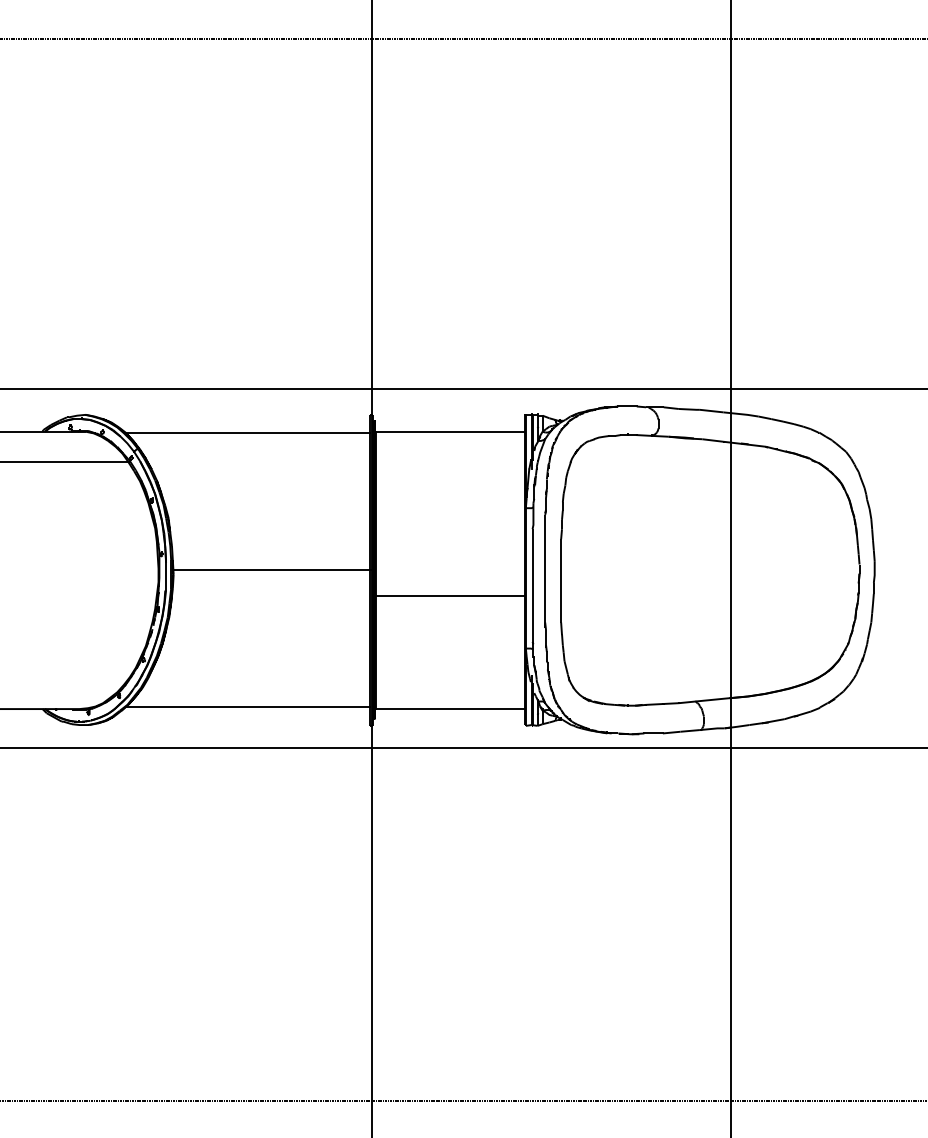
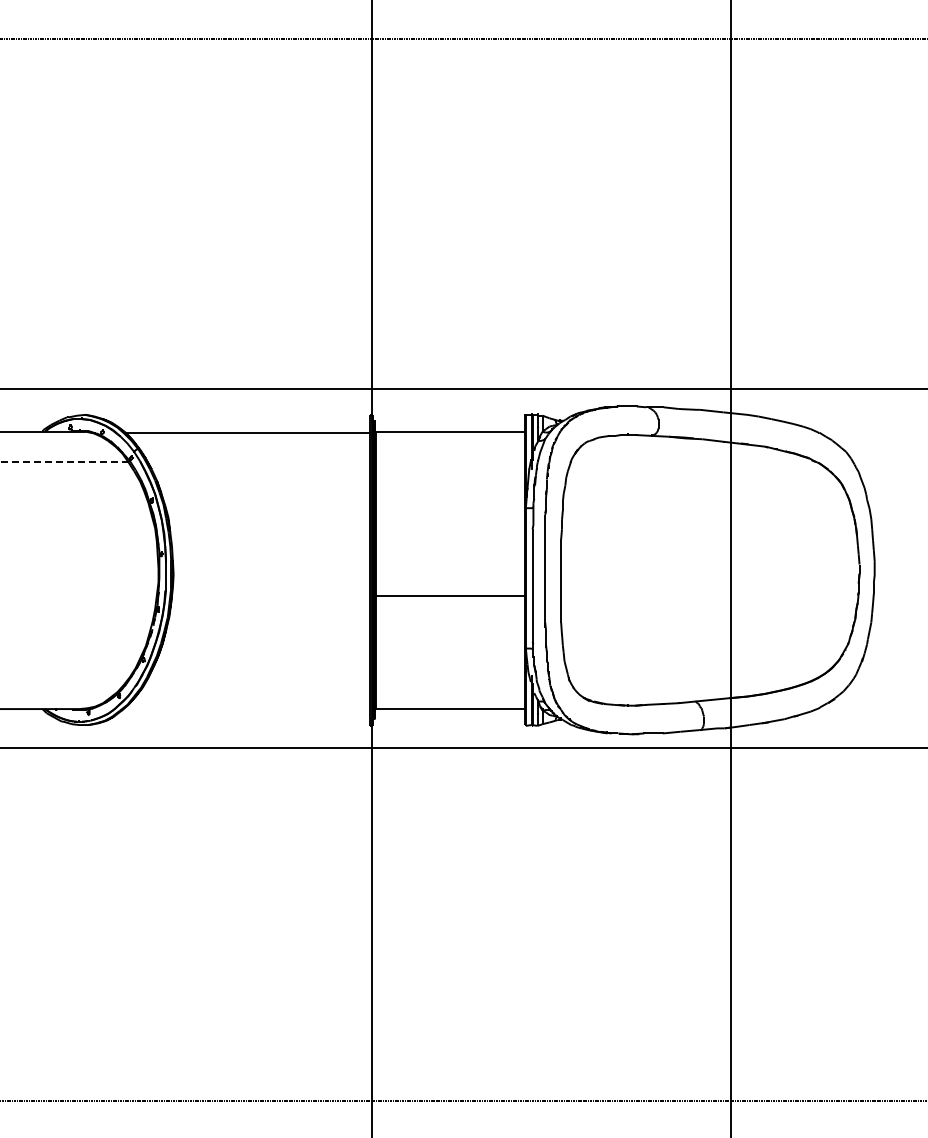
line: solid -> dashed (65, 461)
line: present -> none (272, 570)
line: present -> none (247, 707)
